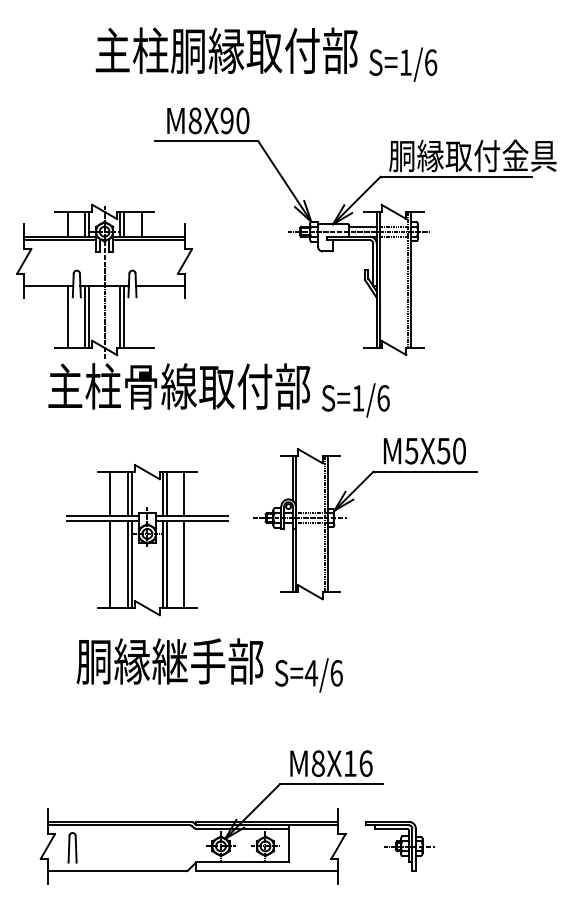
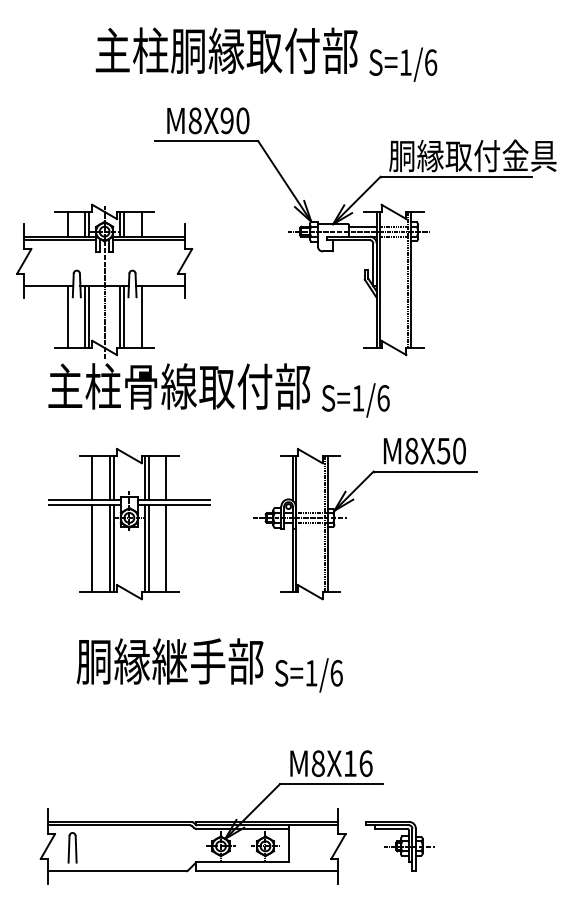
line: none -> present (141, 316)
text: M5X50 -> M8X50 (411, 450)
part position: (147, 540) -> (129, 524) (129, 524)
text: S=4/6 -> S=1/6 (311, 673)
